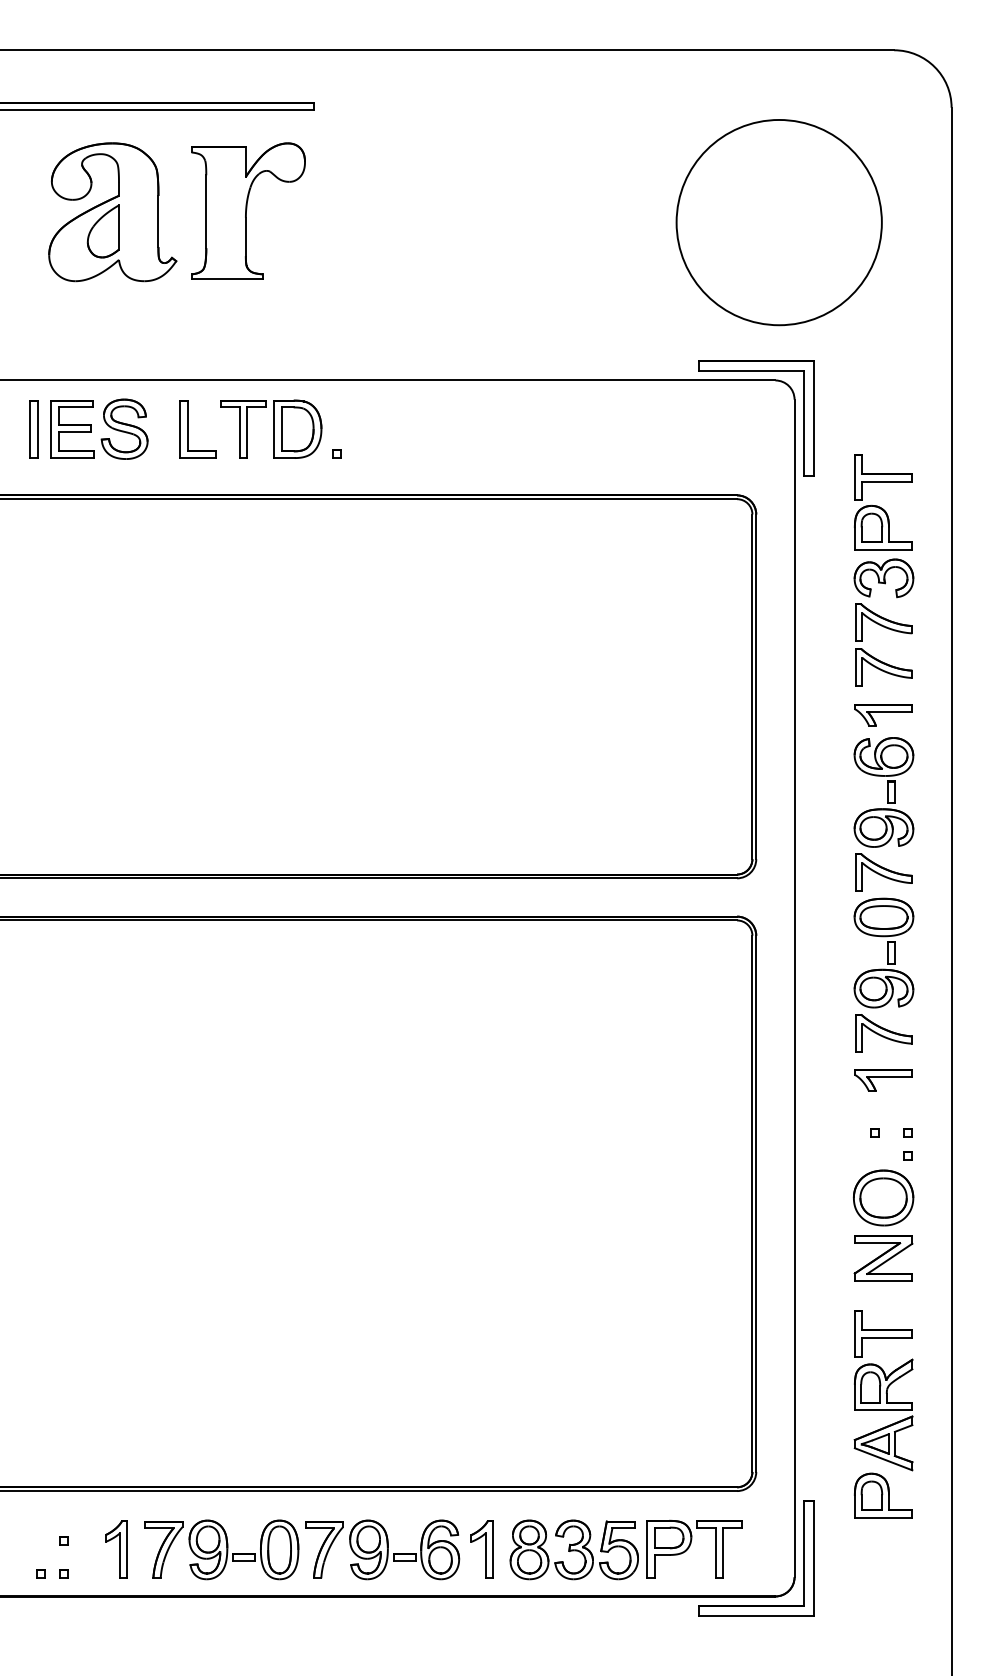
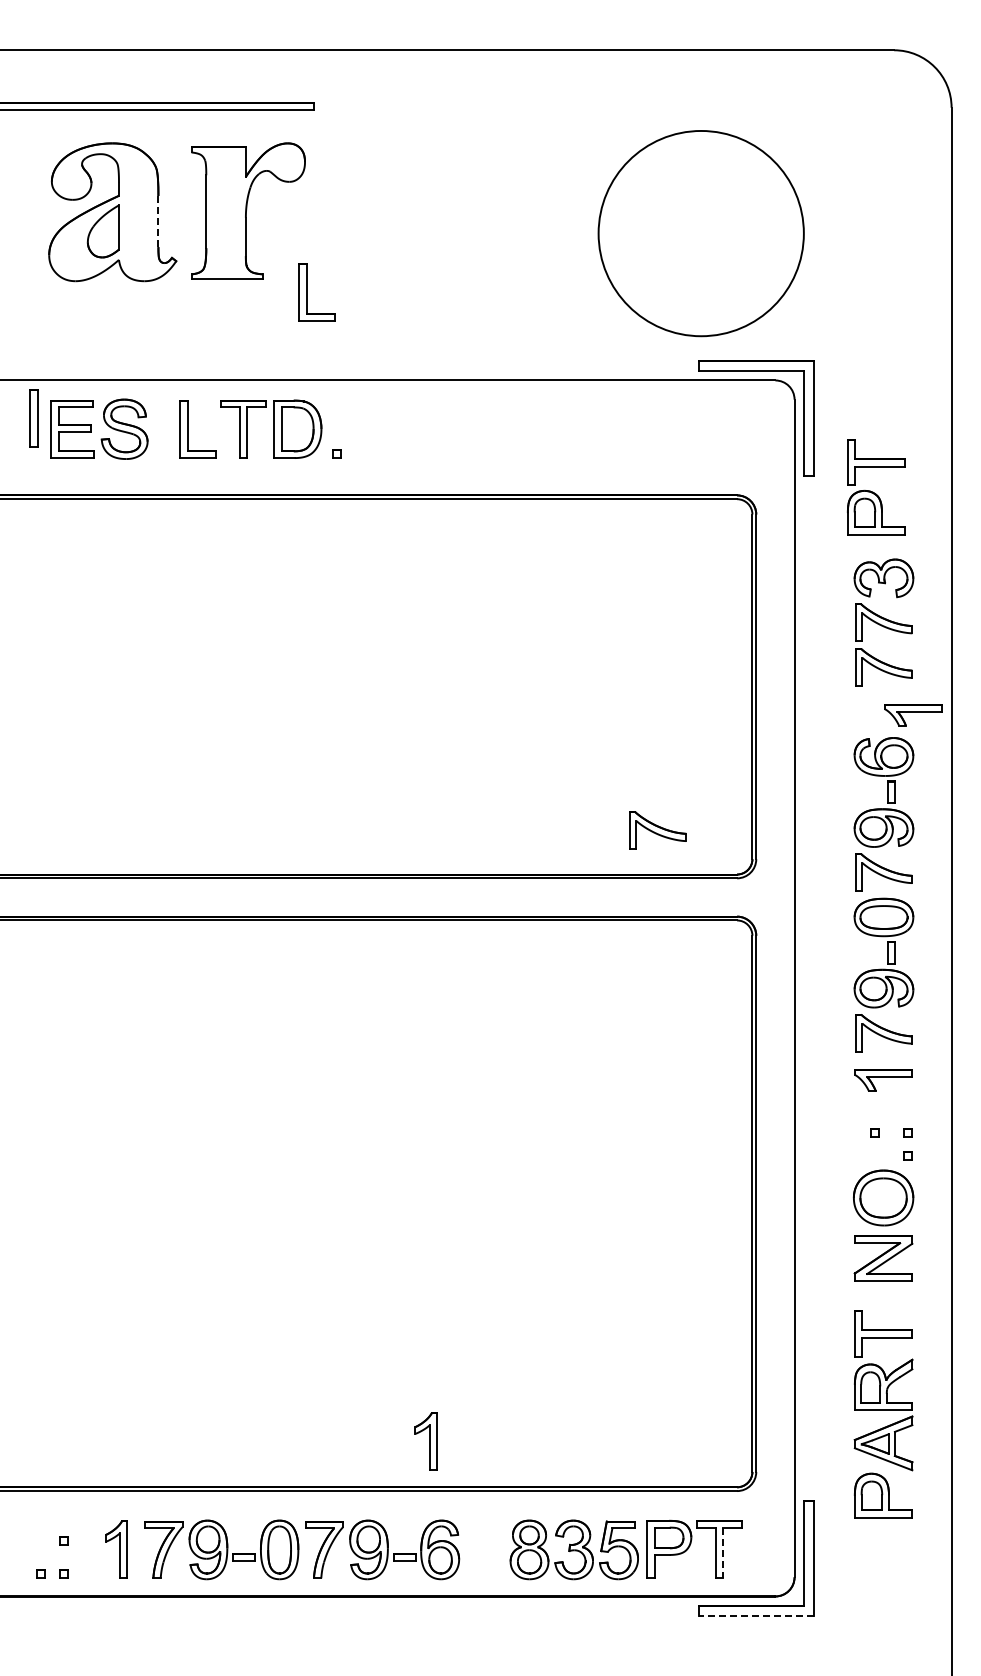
line: solid -> dashed (158, 221)
part position: (778, 222) -> (700, 233) (700, 233)
part: none -> present (307, 292)
part position: (33, 429) -> (33, 418) (33, 418)
part position: (883, 502) -> (876, 487) (876, 487)
part position: (883, 715) -> (913, 715) (913, 715)
part: none -> present (657, 830)
part position: (481, 1549) -> (425, 1441) (425, 1441)
line: solid -> dashed (723, 1553)
line: solid -> dashed (755, 1615)
